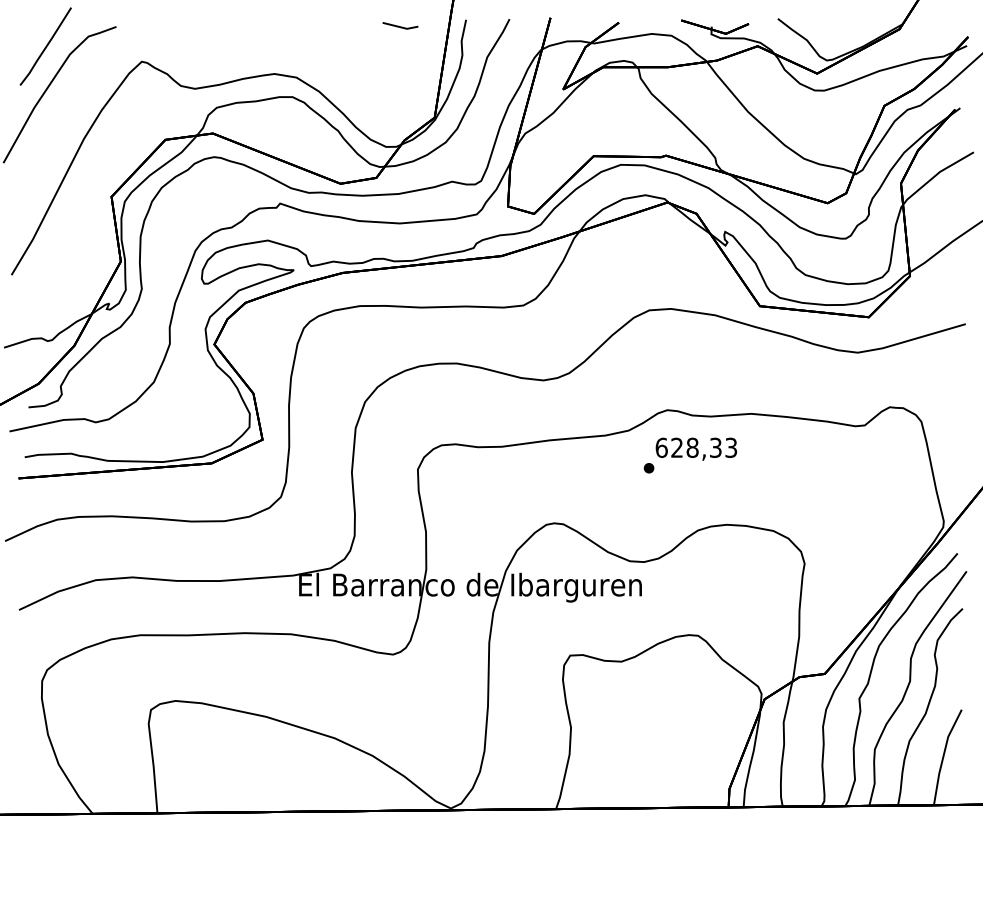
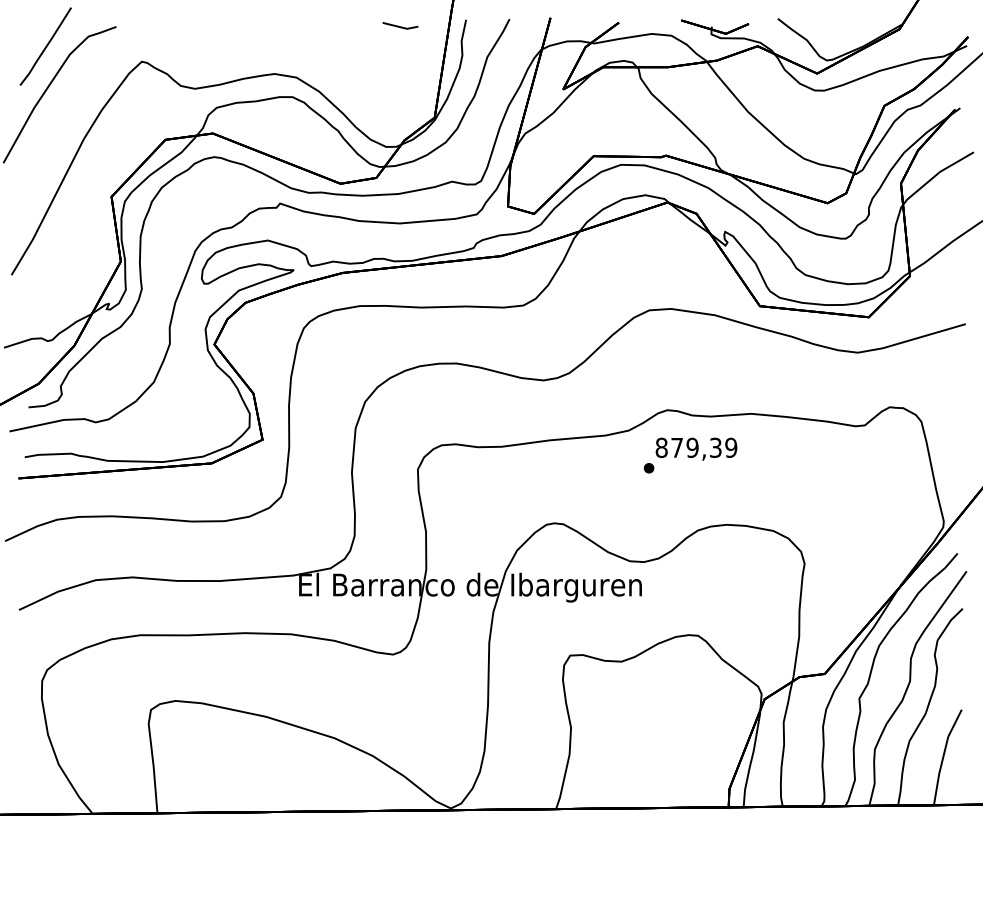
text: 628,33 -> 879,39 (696, 447)
